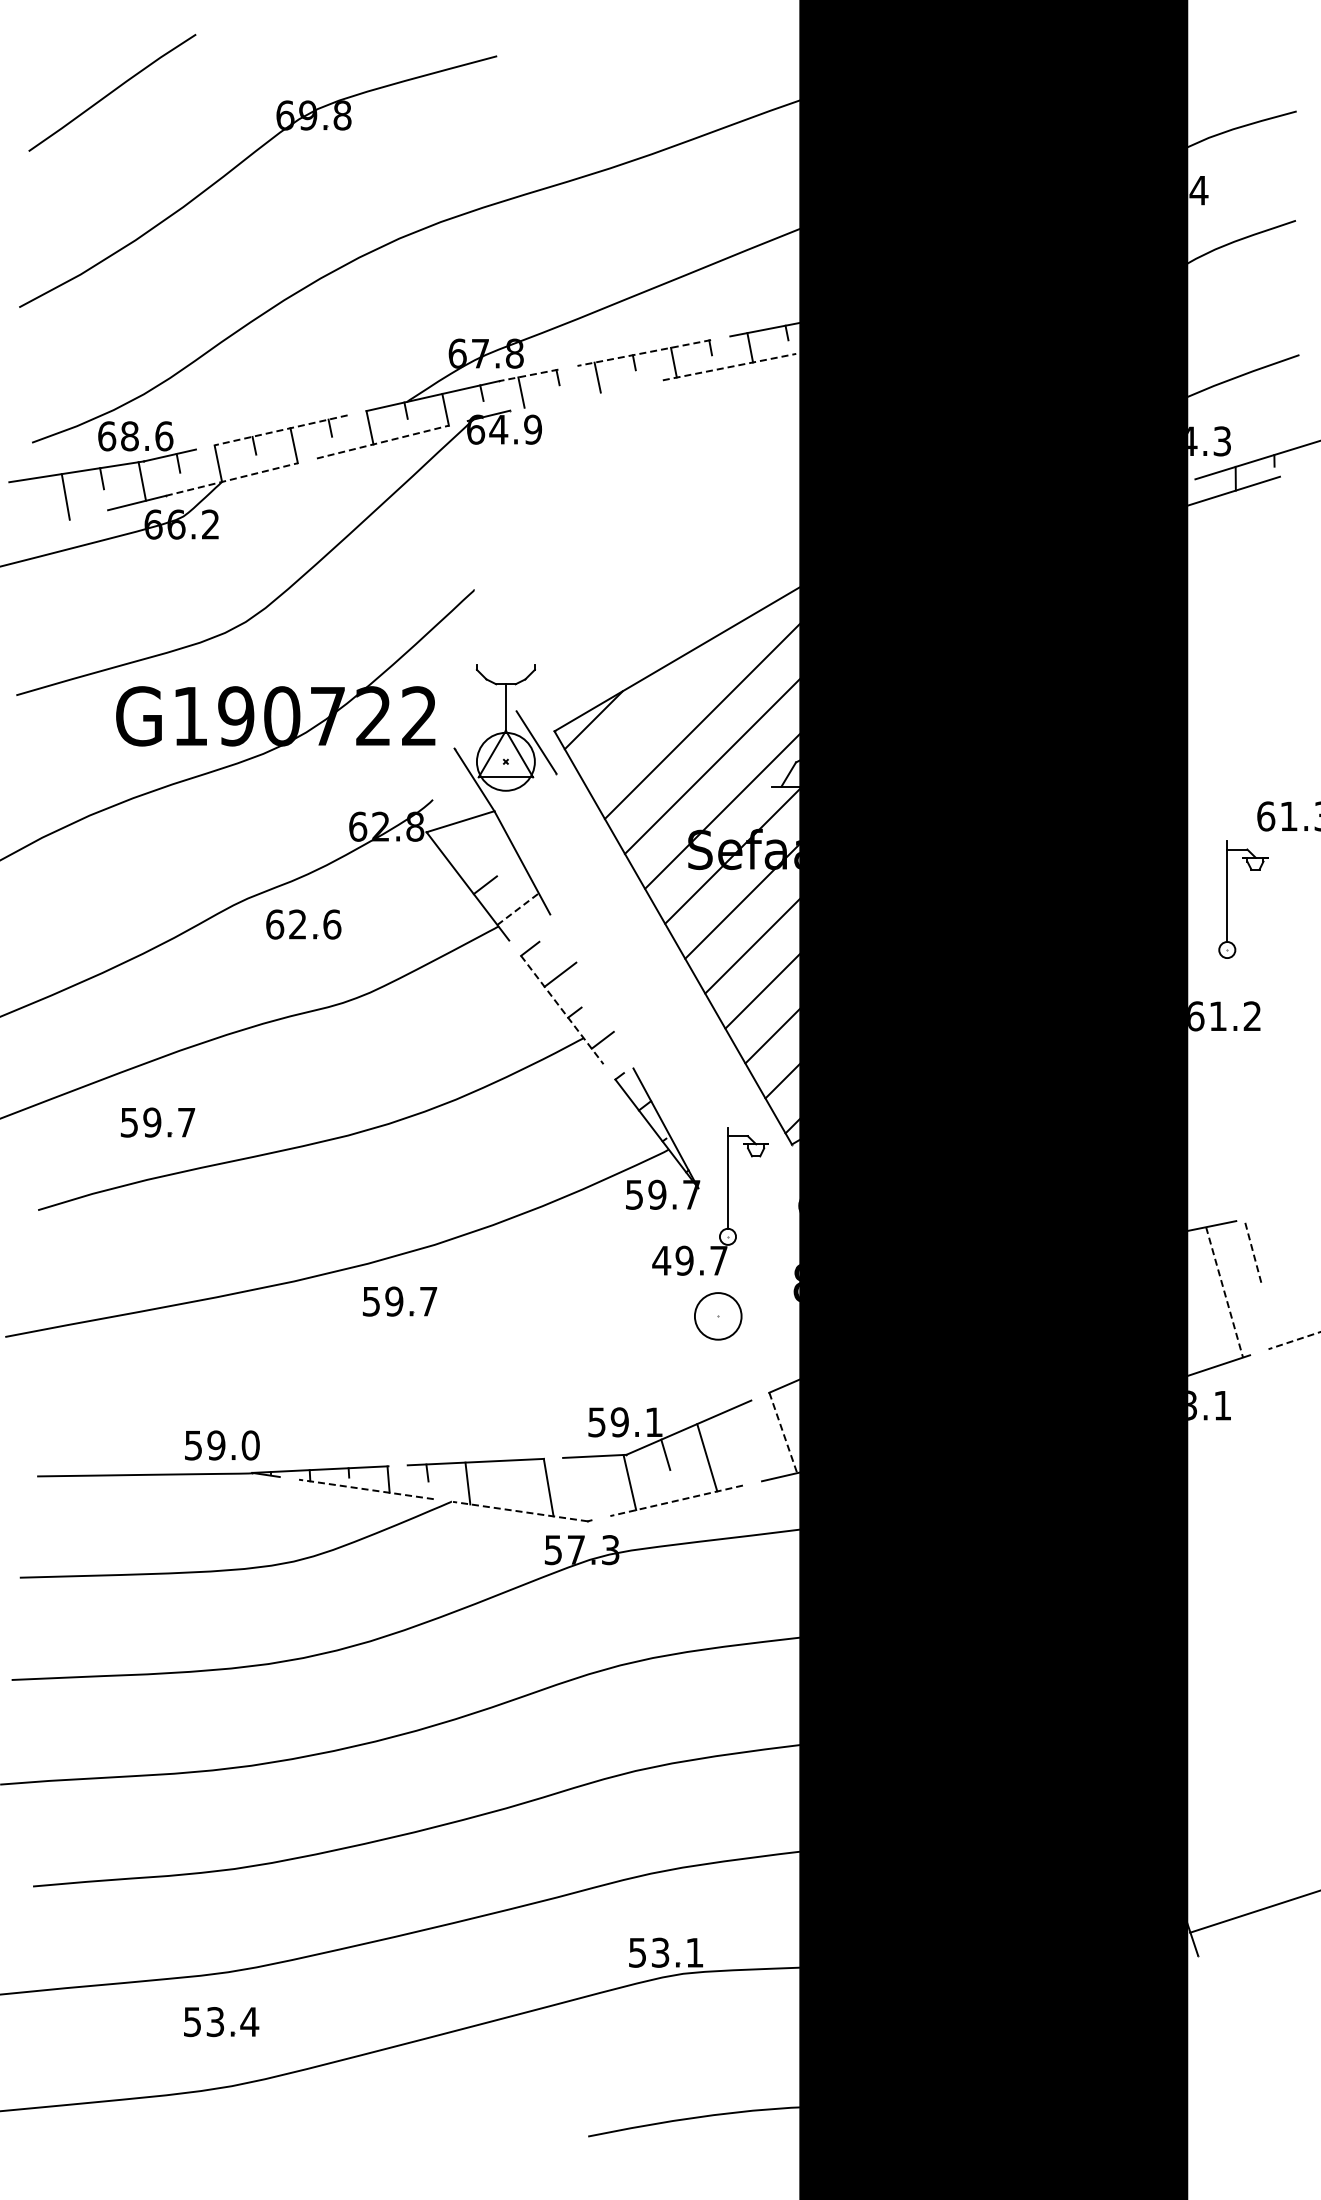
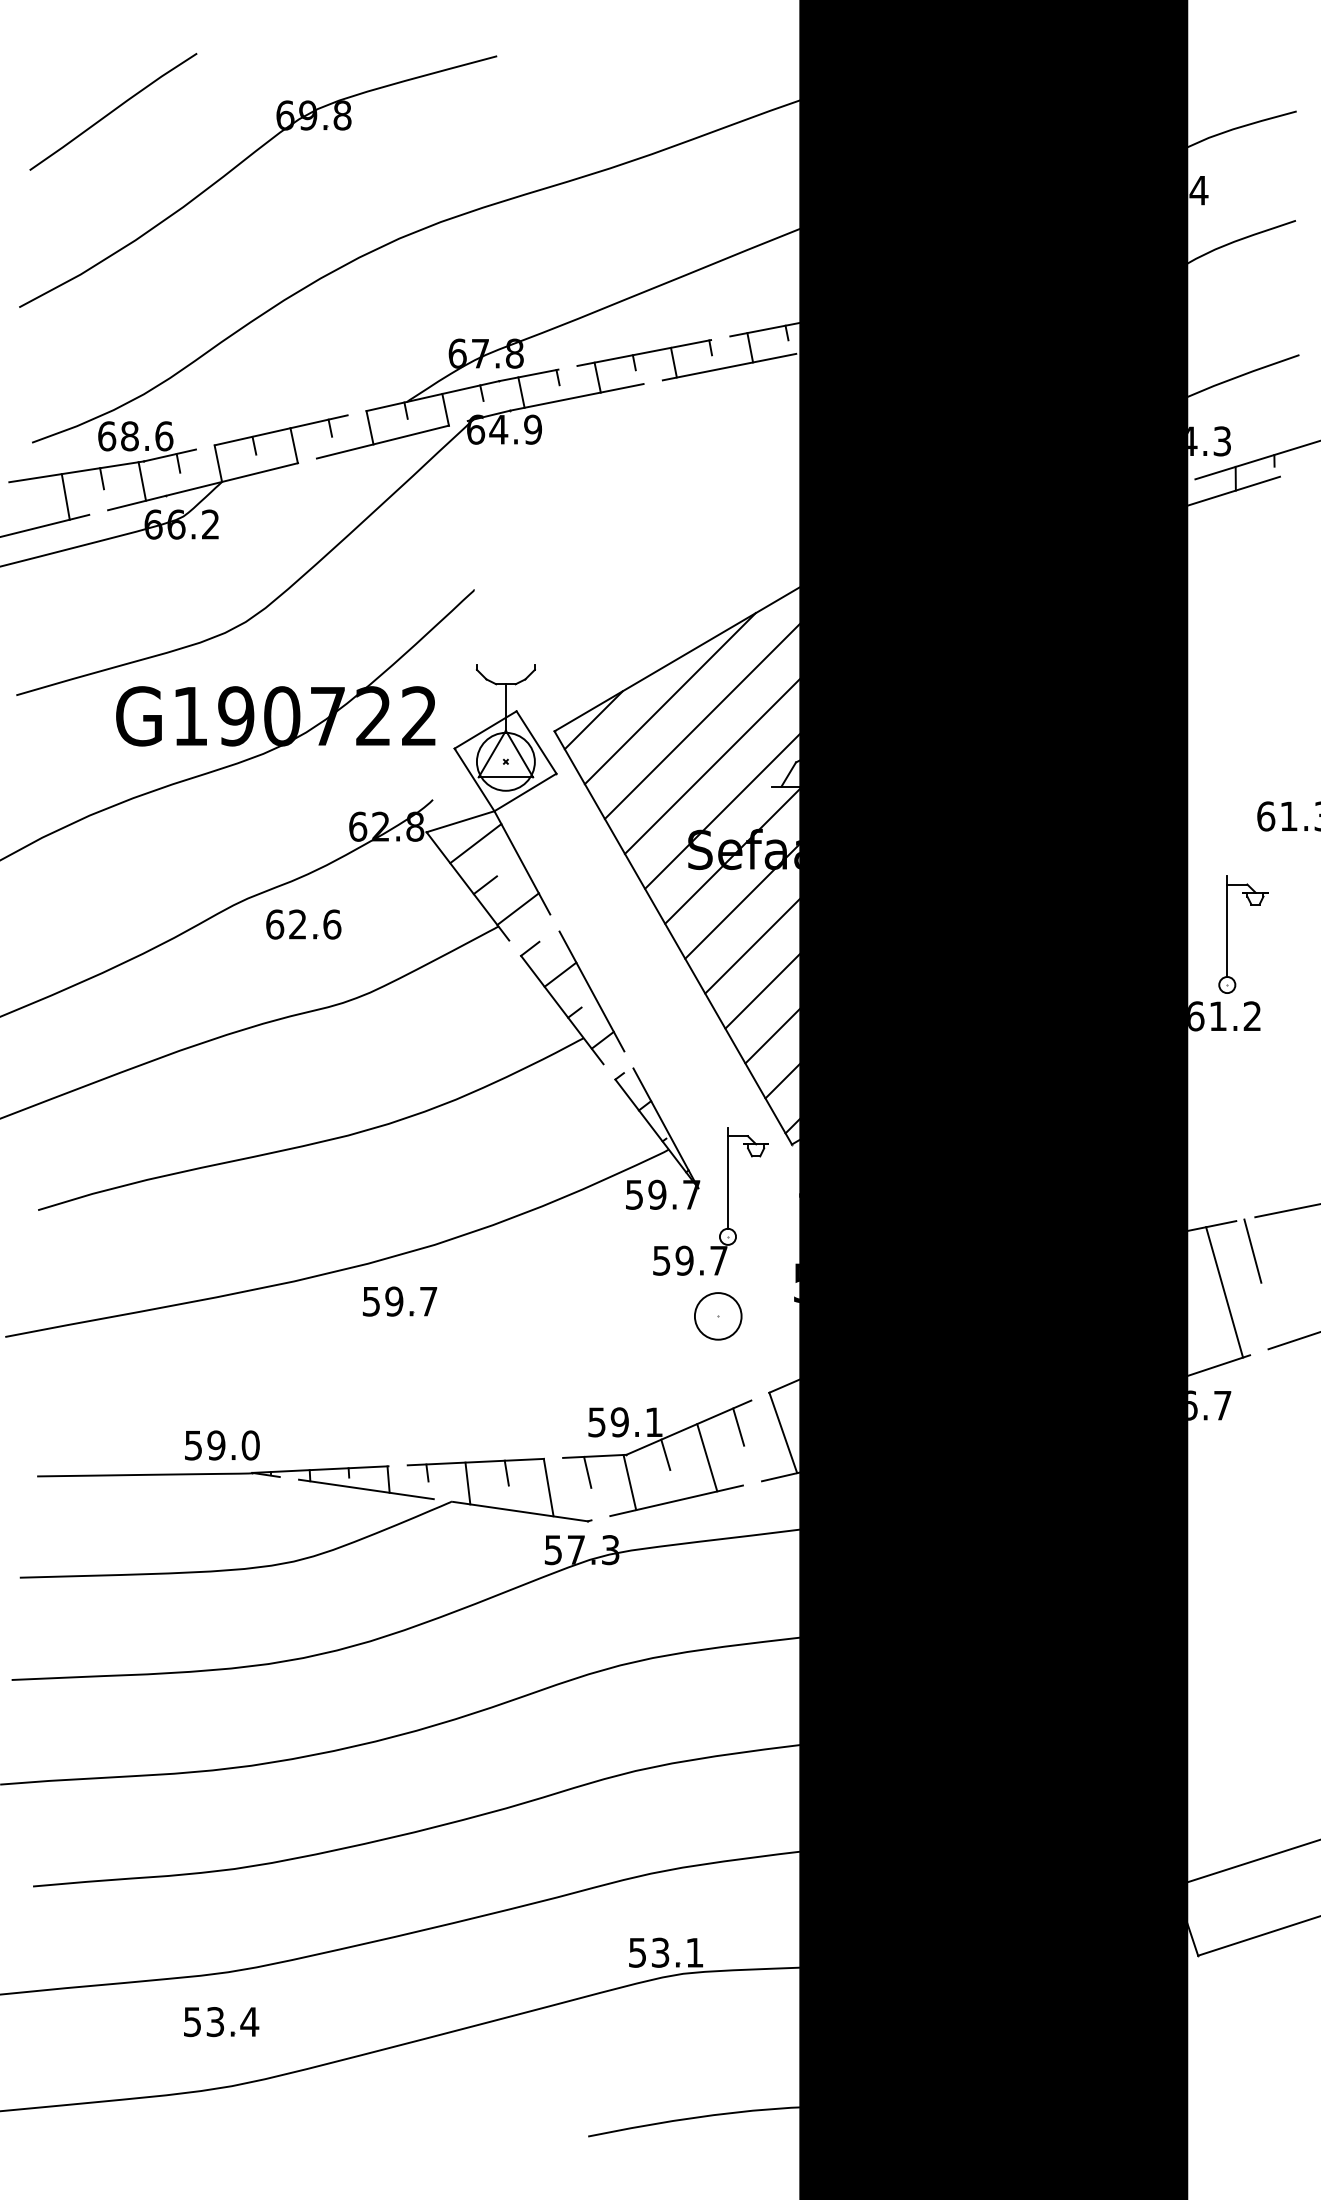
curve position: (112, 92) -> (113, 111) (113, 111)
line: dashed -> solid (643, 353)
line: dashed -> solid (729, 367)
line: dashed -> solid (528, 375)
line: none -> present (576, 397)
line: dashed -> solid (280, 430)
line: dashed -> solid (383, 441)
line: dashed -> solid (232, 479)
line: none -> present (45, 525)
line: none -> present (669, 698)
line: none -> present (485, 729)
line: none -> present (525, 792)
line: none -> present (475, 843)
part position: (1227, 899) -> (1227, 934) (1227, 934)
line: dashed -> solid (518, 908)
line: none -> present (591, 991)
line: dashed -> solid (562, 1010)
part: present -> none (157, 1122)
text: 9144 -> 7188 (798, 1202)
line: none -> present (1286, 1210)
line: dashed -> solid (1252, 1251)
text: 49.7 -> 59.7 (661, 1260)
text: 88.59 -> 59.67 (796, 1282)
line: dashed -> solid (1224, 1292)
line: dashed -> solid (1293, 1340)
text: 83.1 -> 56.7 (1209, 1405)
line: none -> present (738, 1426)
line: dashed -> solid (783, 1433)
line: none -> present (587, 1471)
line: none -> present (506, 1472)
line: dashed -> solid (365, 1489)
line: dashed -> solid (676, 1500)
line: dashed -> solid (519, 1511)
line: none -> present (1246, 1863)
line position: (1253, 1911) -> (1257, 1936) (1257, 1936)
